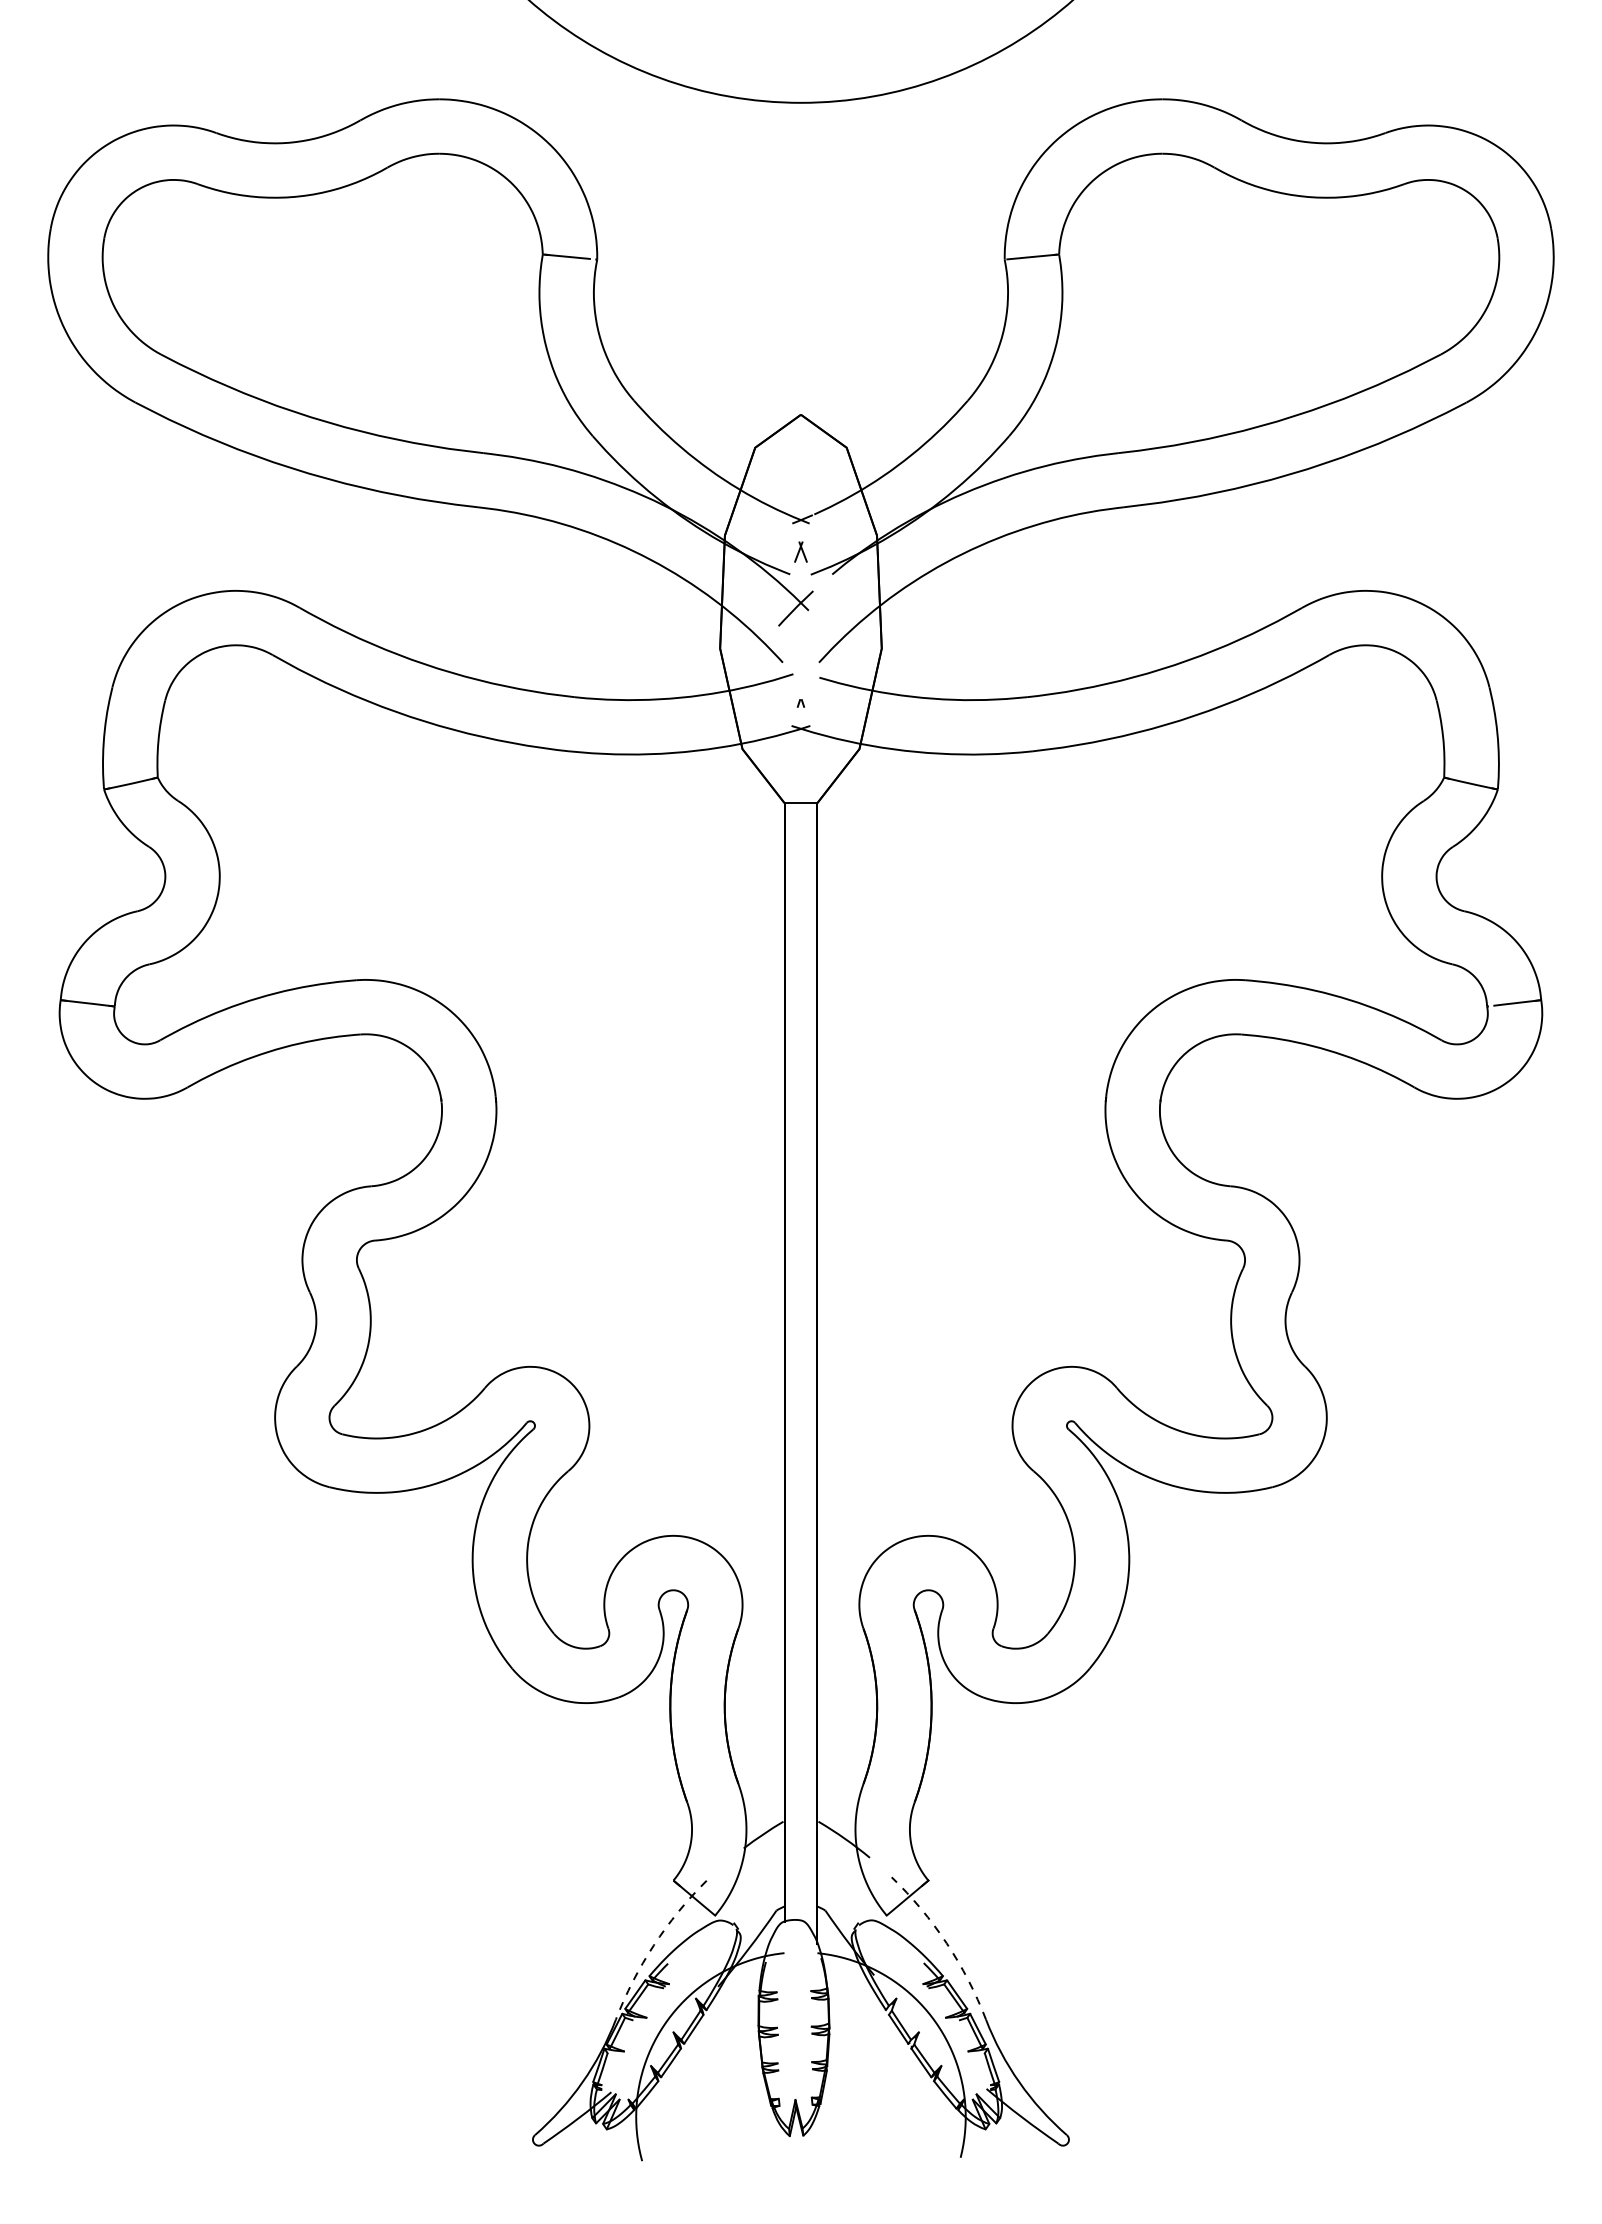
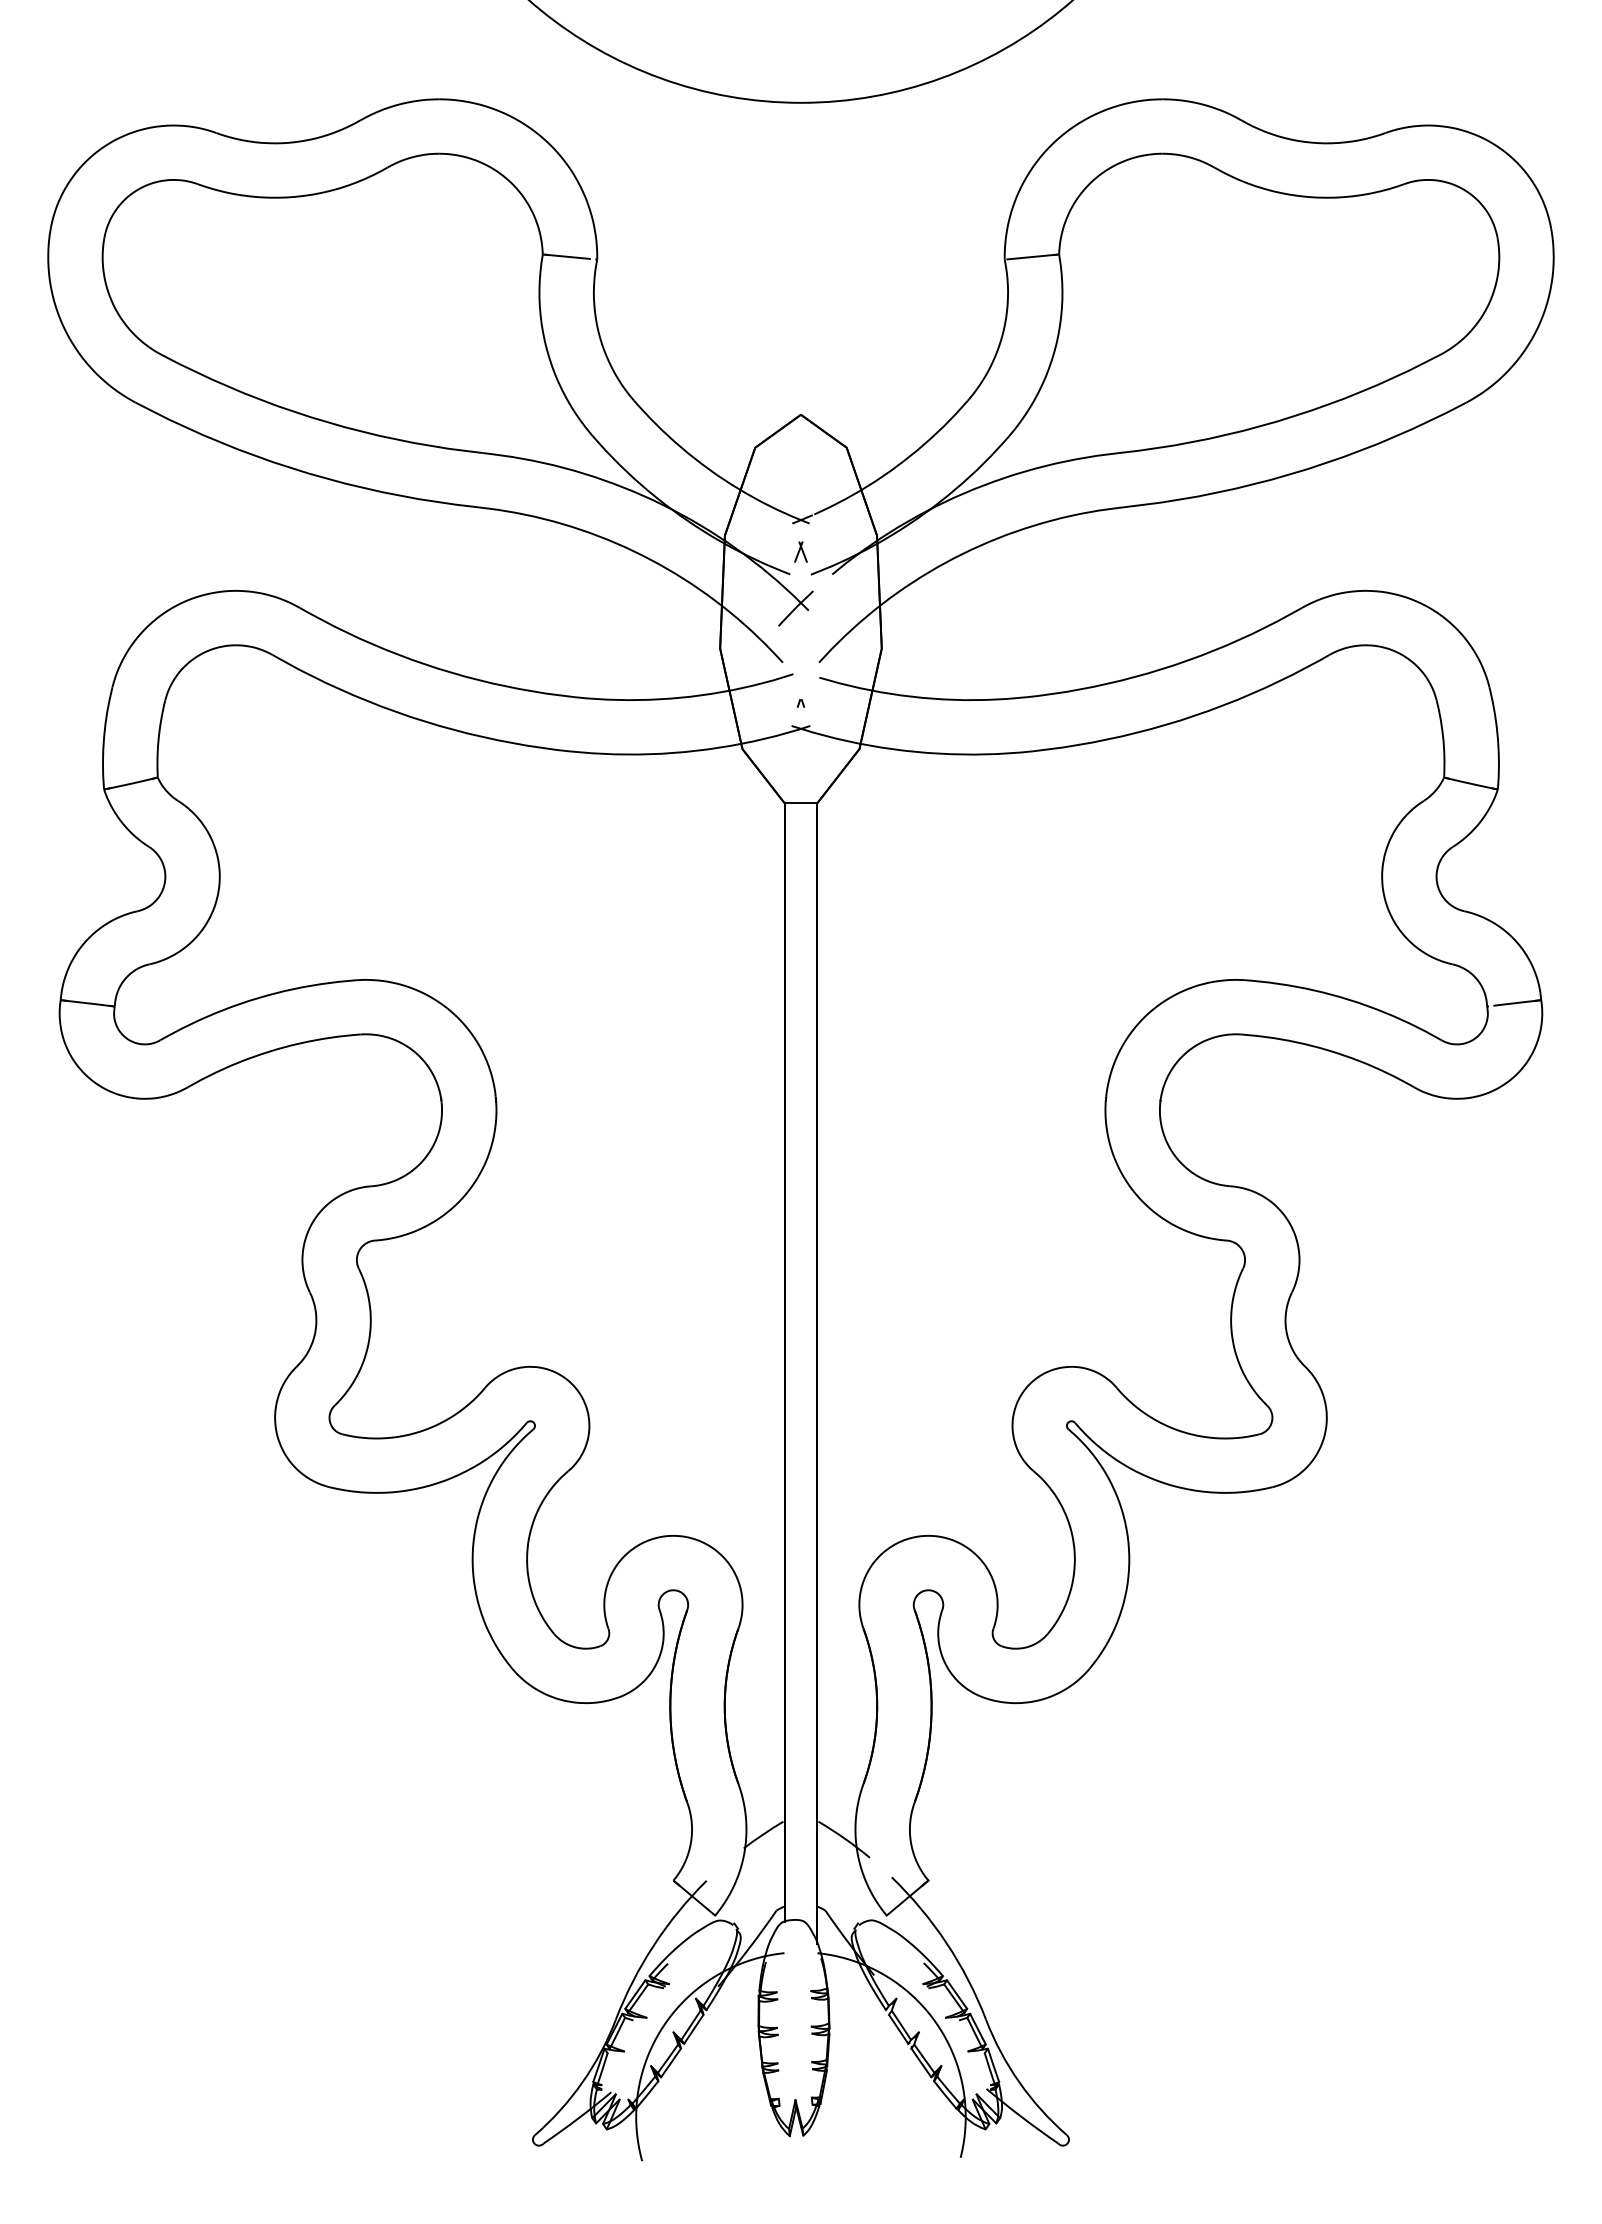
arc: dashed -> solid (946, 1943)
arc: dashed -> solid (653, 1945)
